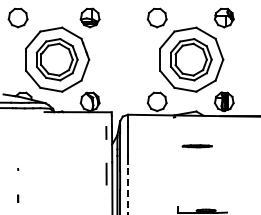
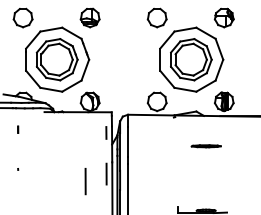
part position: (17, 17) -> (22, 17) (22, 17)
line position: (196, 146) -> (205, 146) (205, 146)
line: none -> present (85, 181)
line: dashed -> solid (127, 189)
part position: (18, 198) -> (18, 129) (18, 129)
